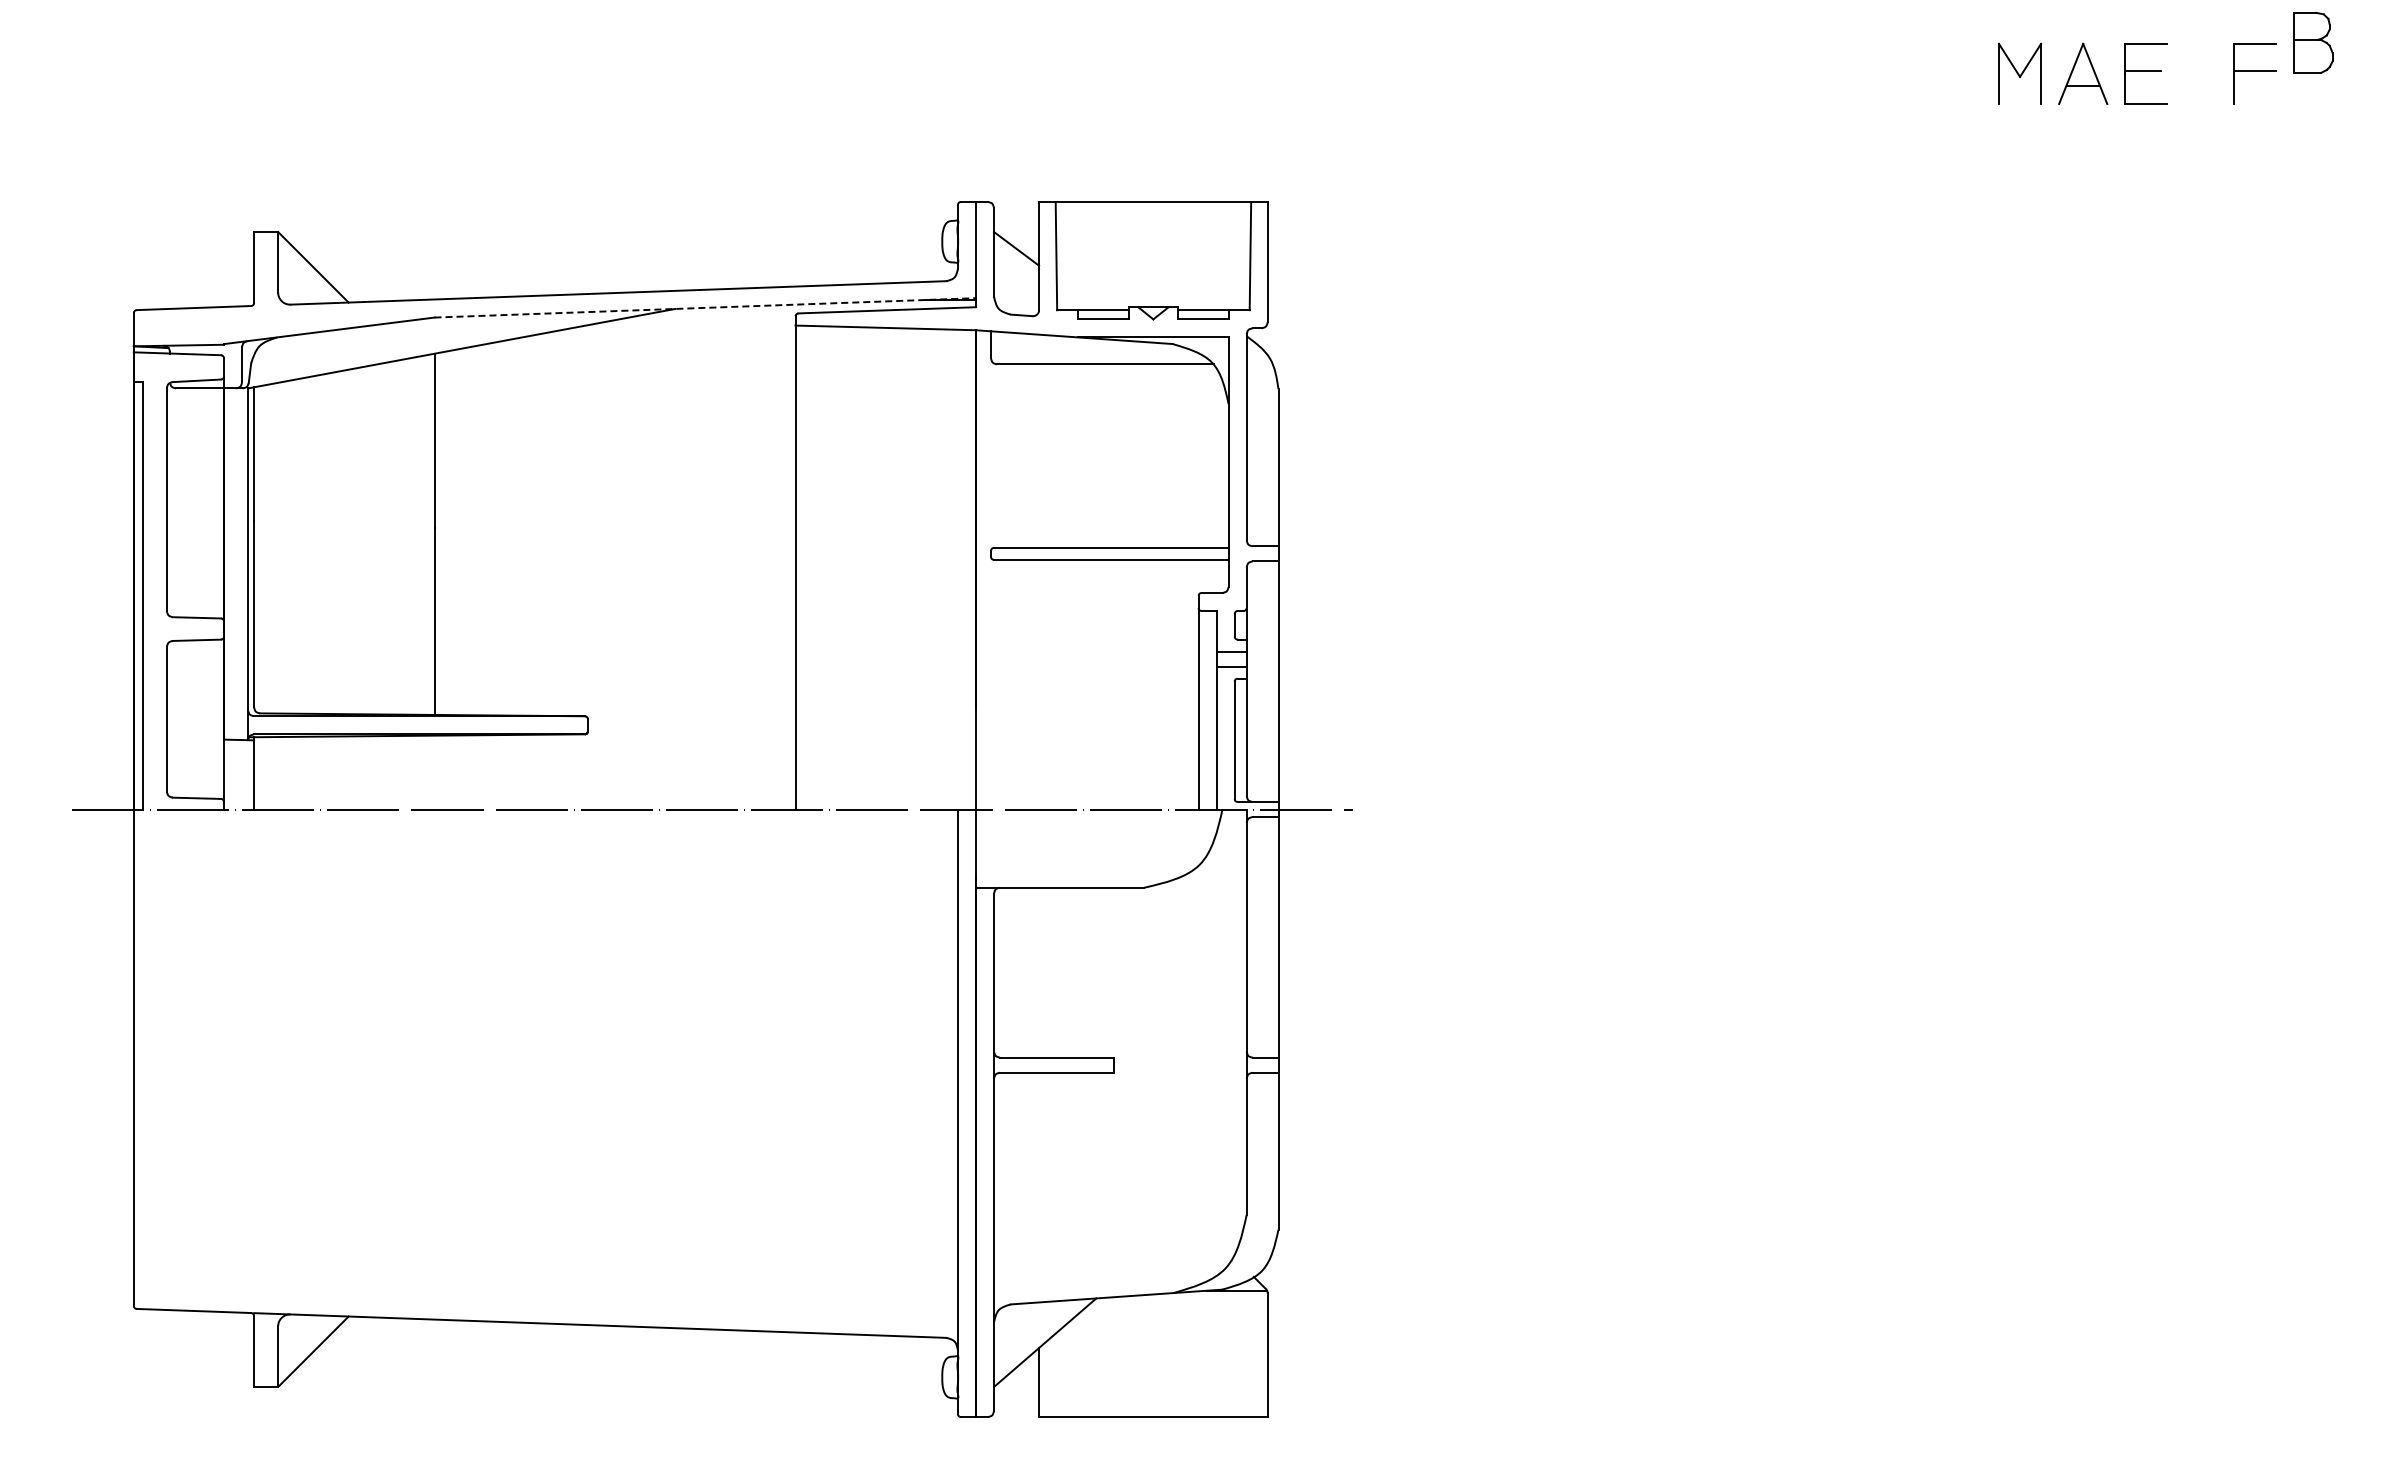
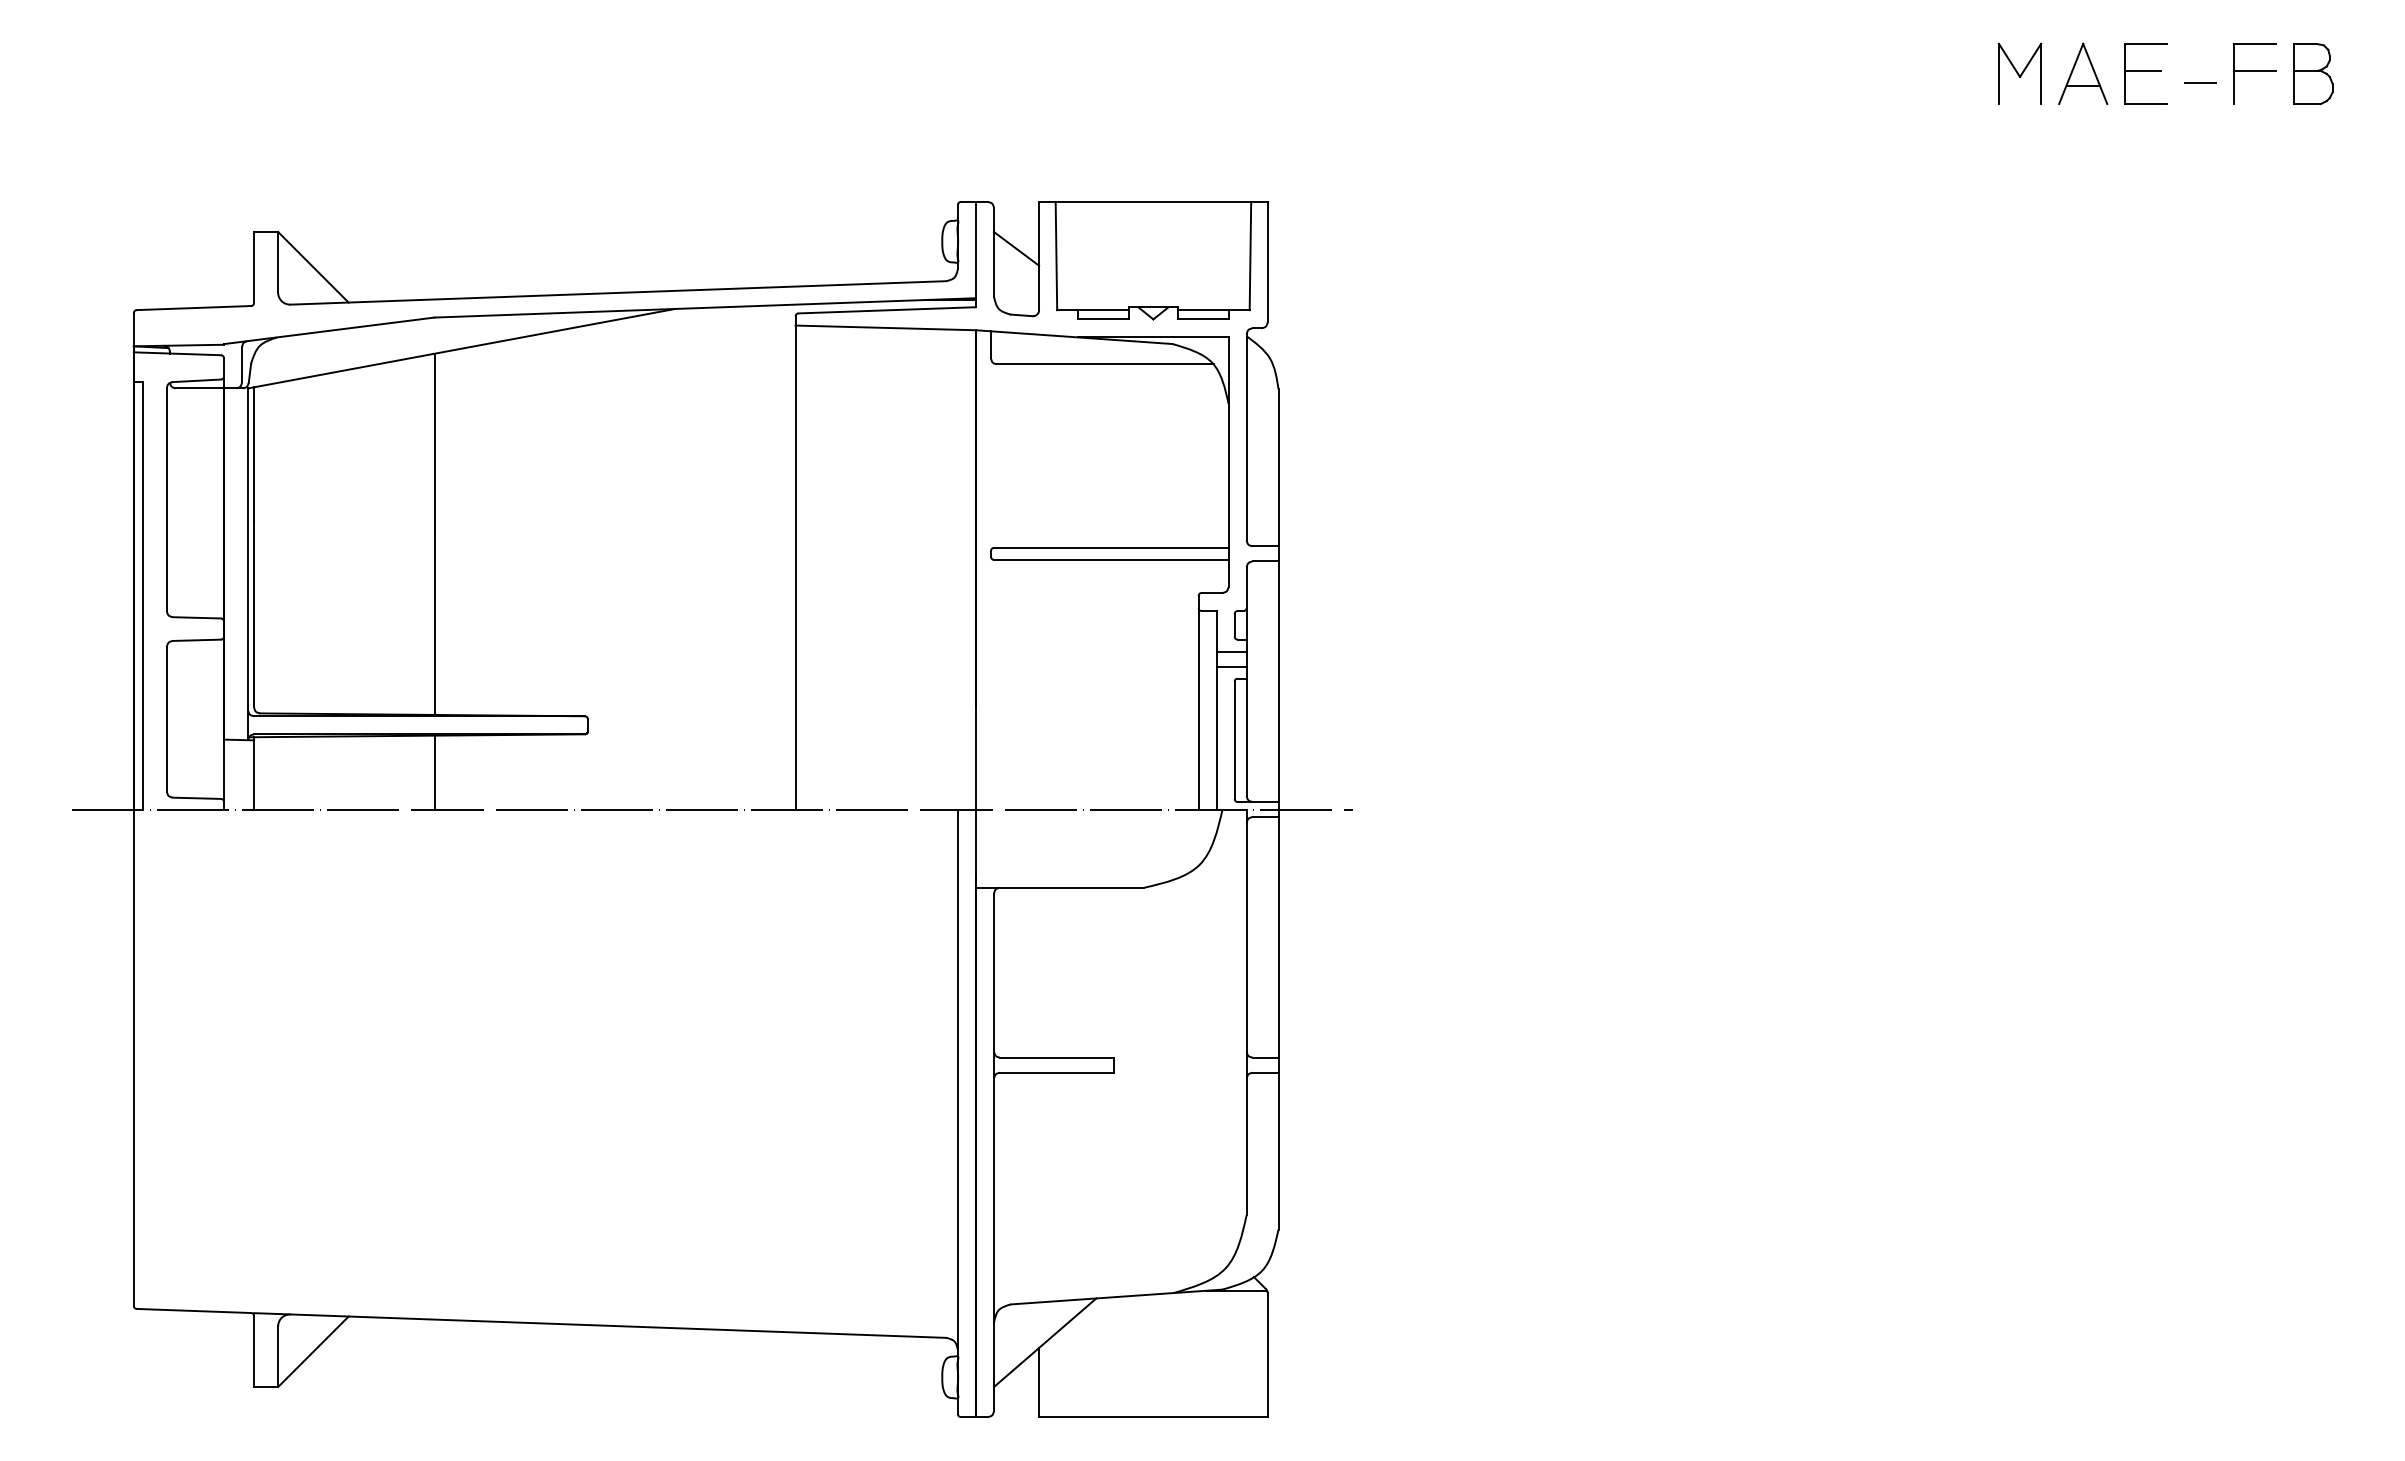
part position: (2313, 42) -> (2313, 73) (2313, 73)
line: none -> present (2200, 82)
line: dashed -> solid (705, 307)
line: none -> present (434, 772)
